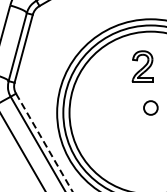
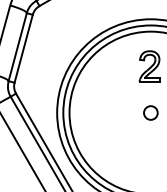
part position: (142, 66) -> (149, 66) (149, 66)
circle position: (150, 107) -> (150, 112) (150, 112)
line: dashed -> solid (44, 142)
